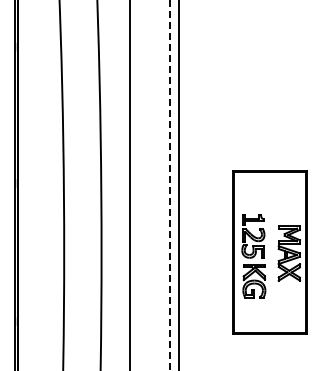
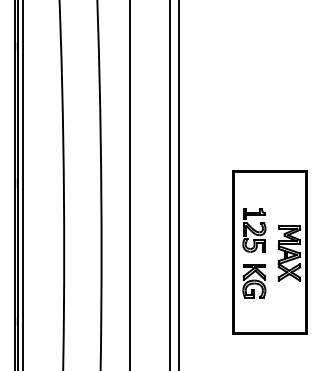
line: none -> present (22, 184)
line: dashed -> solid (169, 185)
part position: (253, 236) -> (254, 230) (254, 230)
